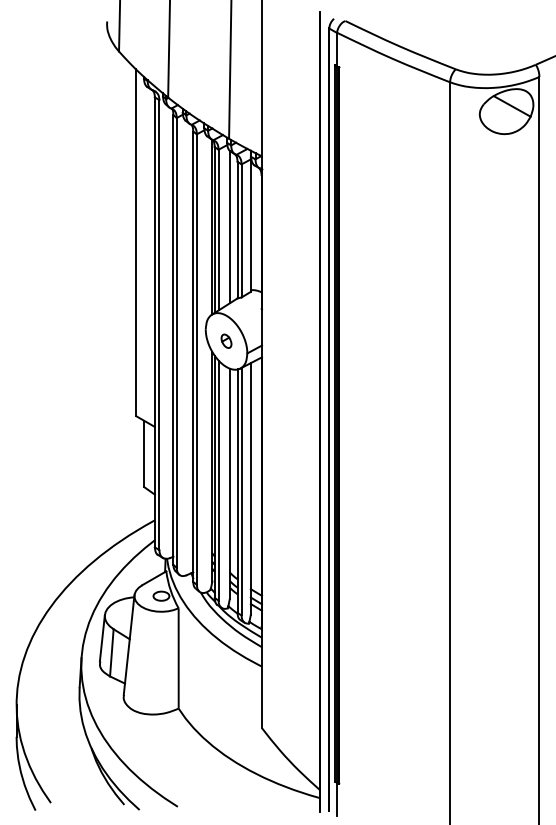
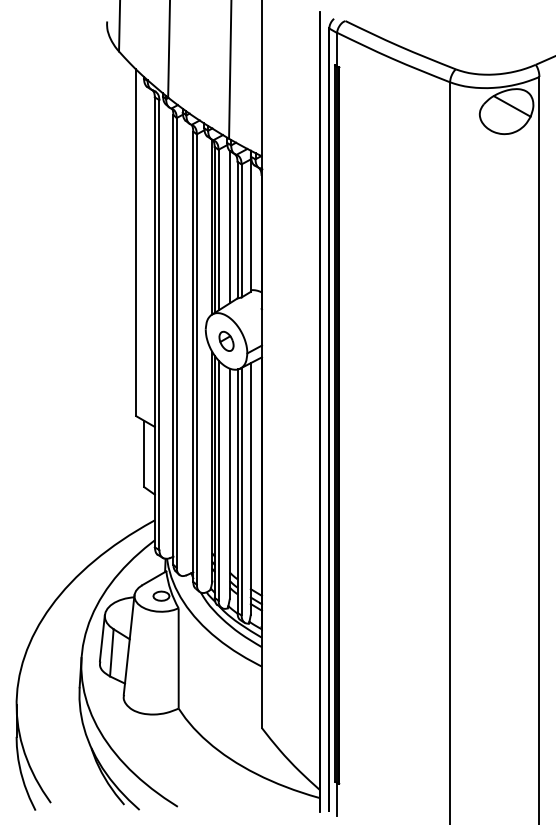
part size: 13x16 px -> 17x22 px (226, 340)
